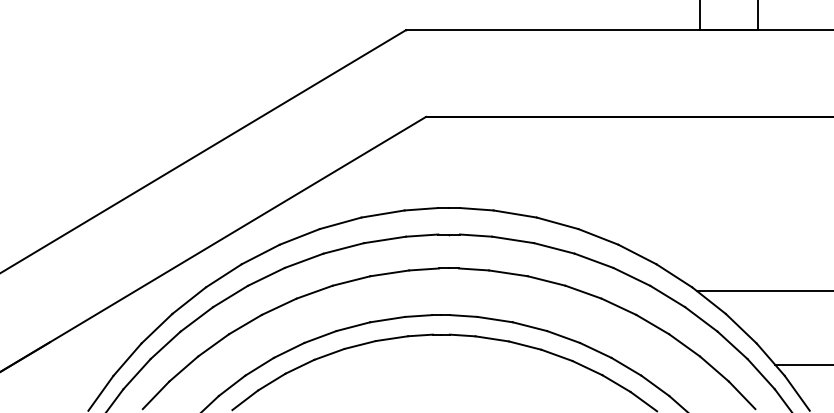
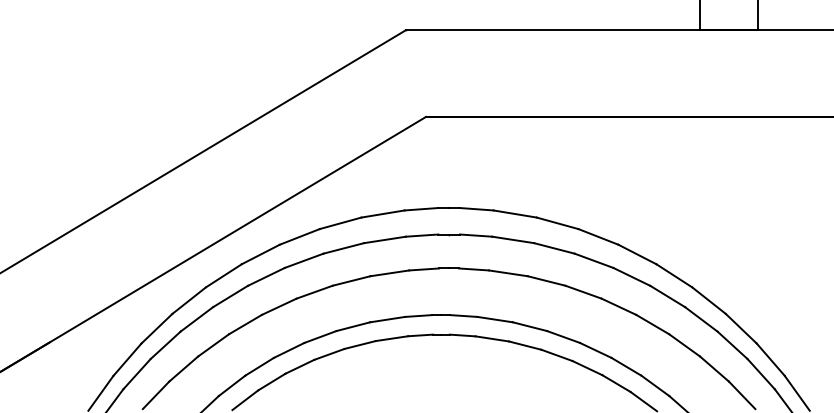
line: present -> none (763, 291)
line: present -> none (802, 365)
